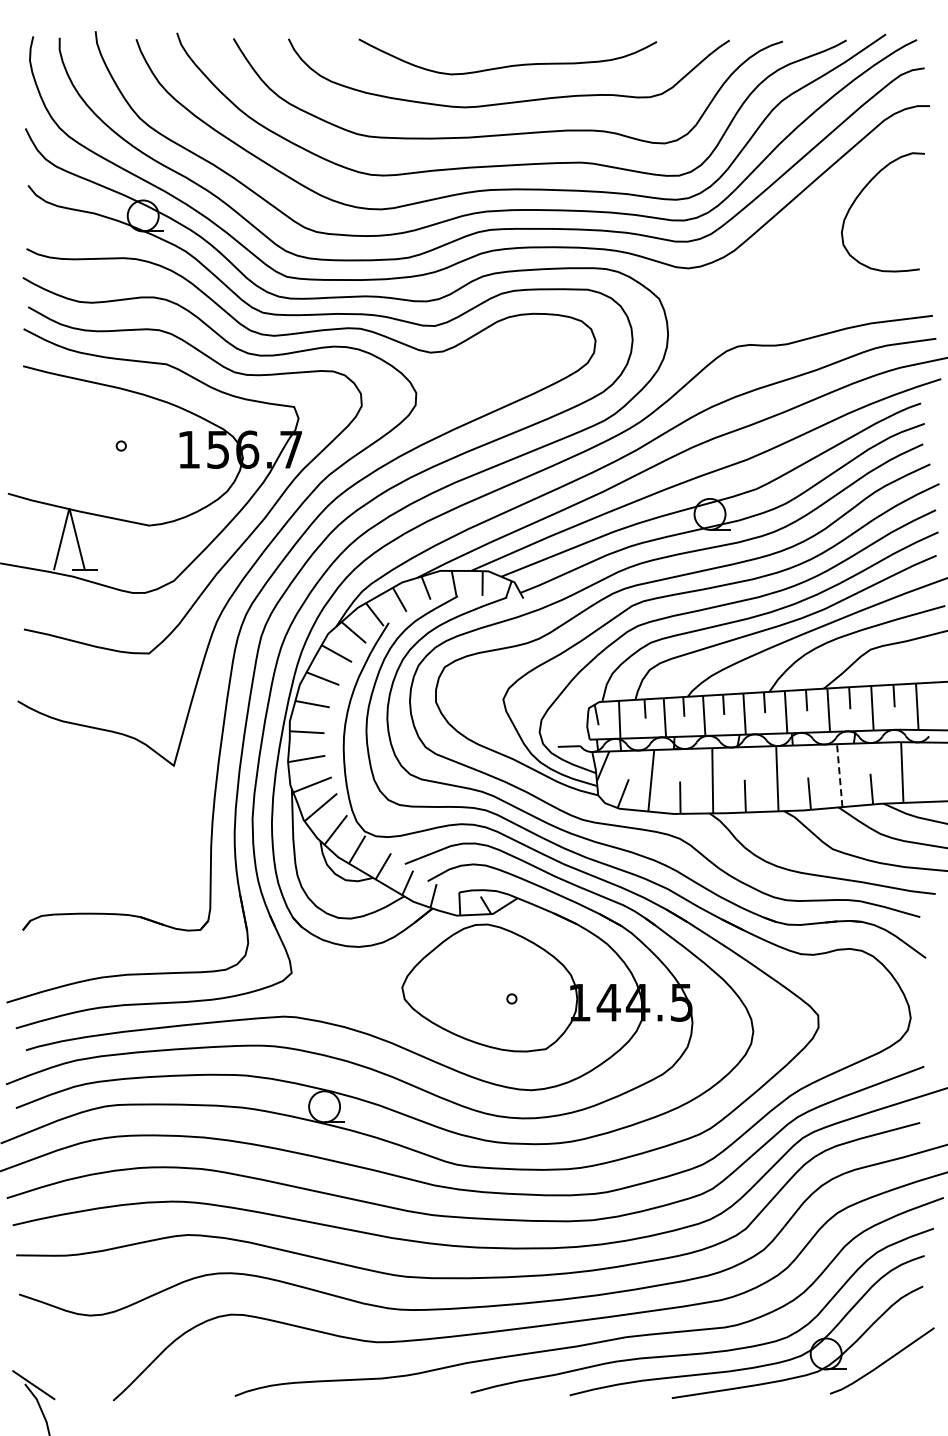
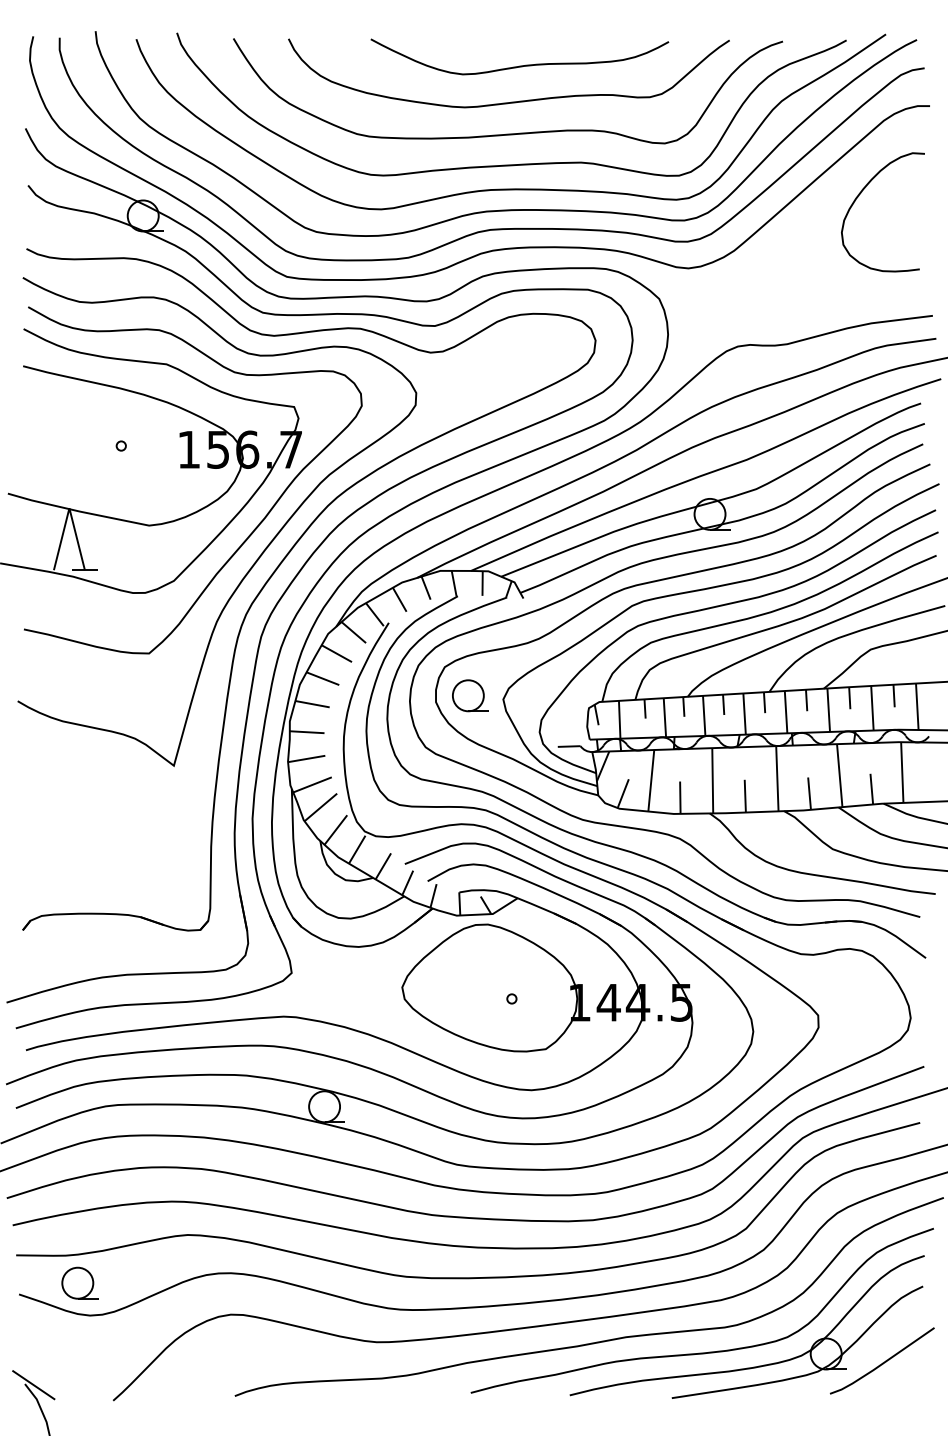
curve position: (507, 65) -> (519, 65) (519, 65)
part: none -> present (470, 695)
line: dashed -> solid (839, 775)
part: none -> present (79, 1282)
